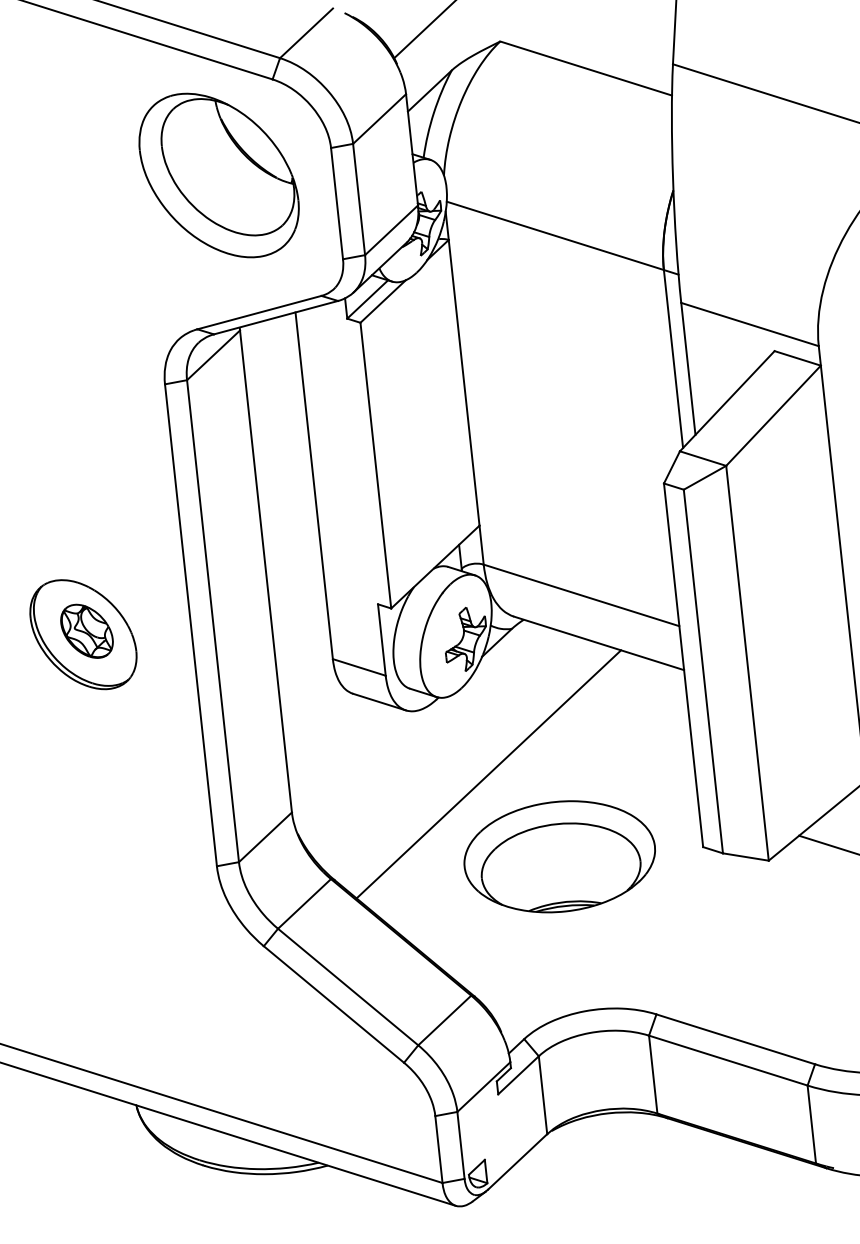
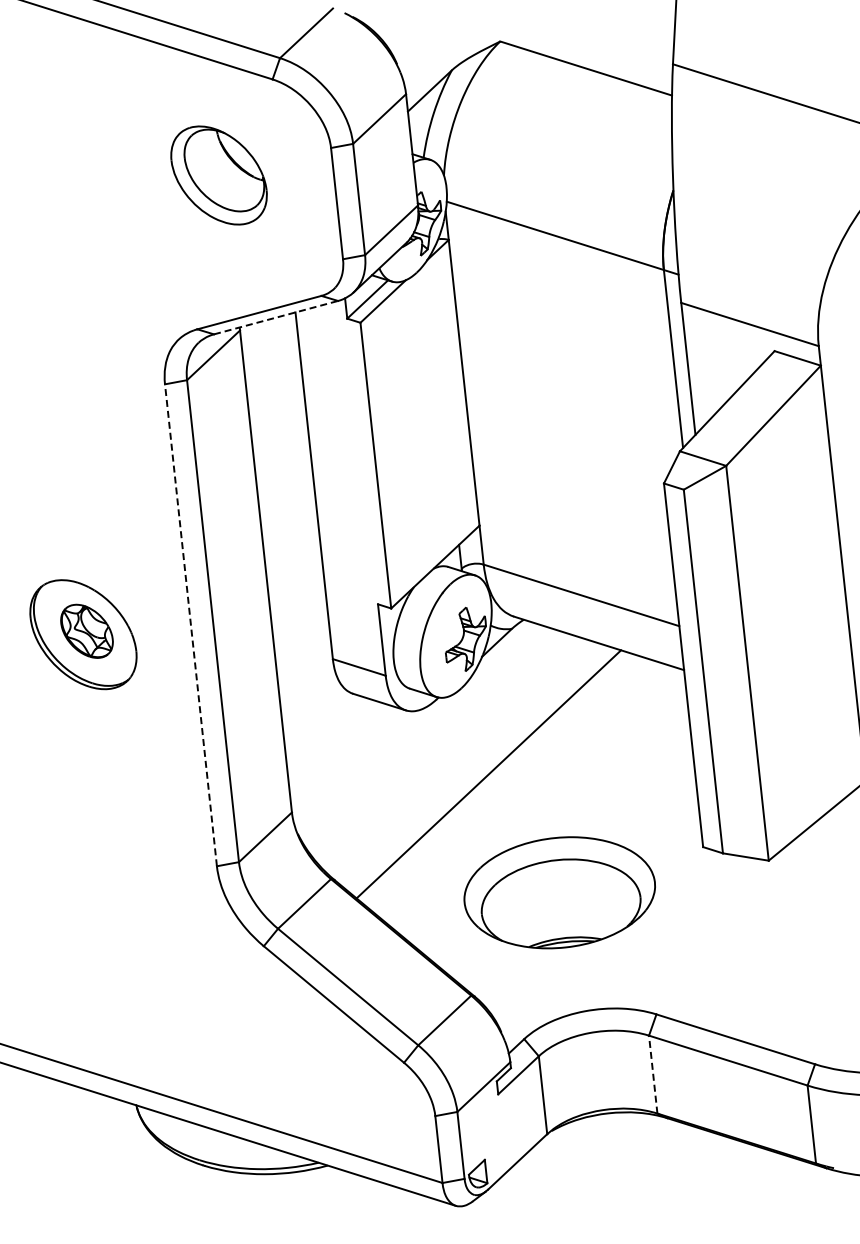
line: present -> none (424, 30)
part size: 162x167 px -> 98x101 px (218, 175)
line: solid -> dashed (276, 317)
line: solid -> dashed (190, 624)
line: present -> none (827, 844)
part position: (559, 856) -> (559, 892) (559, 892)
line: solid -> dashed (653, 1074)
